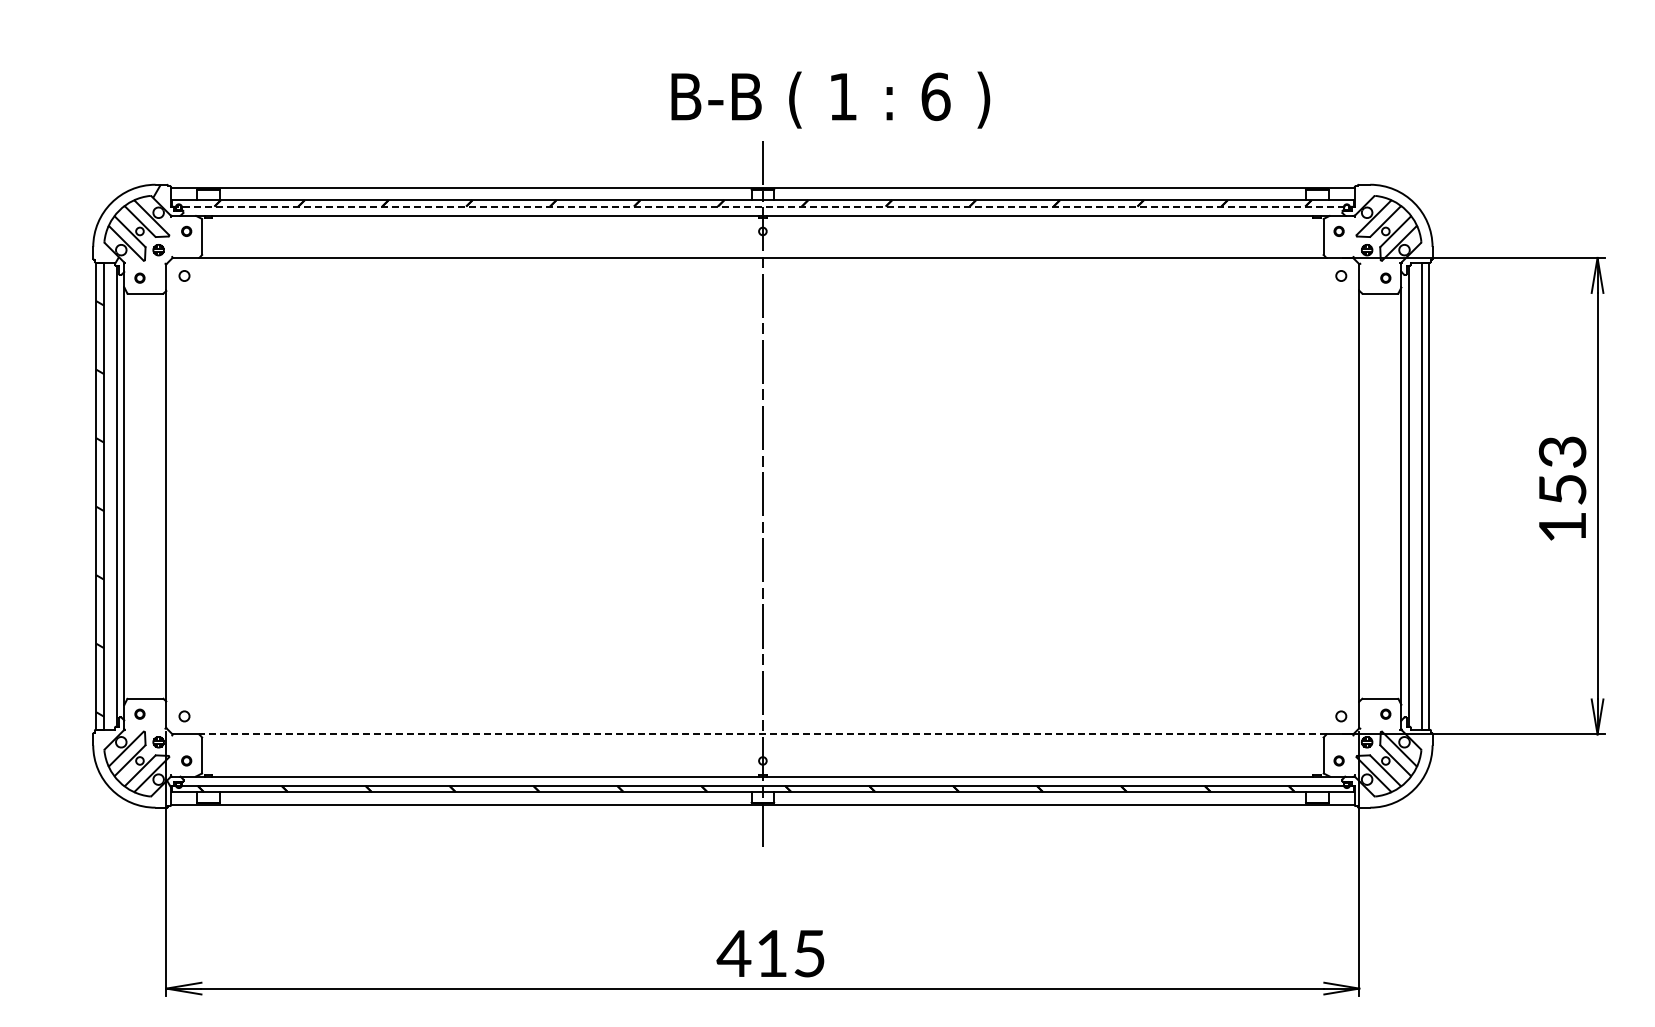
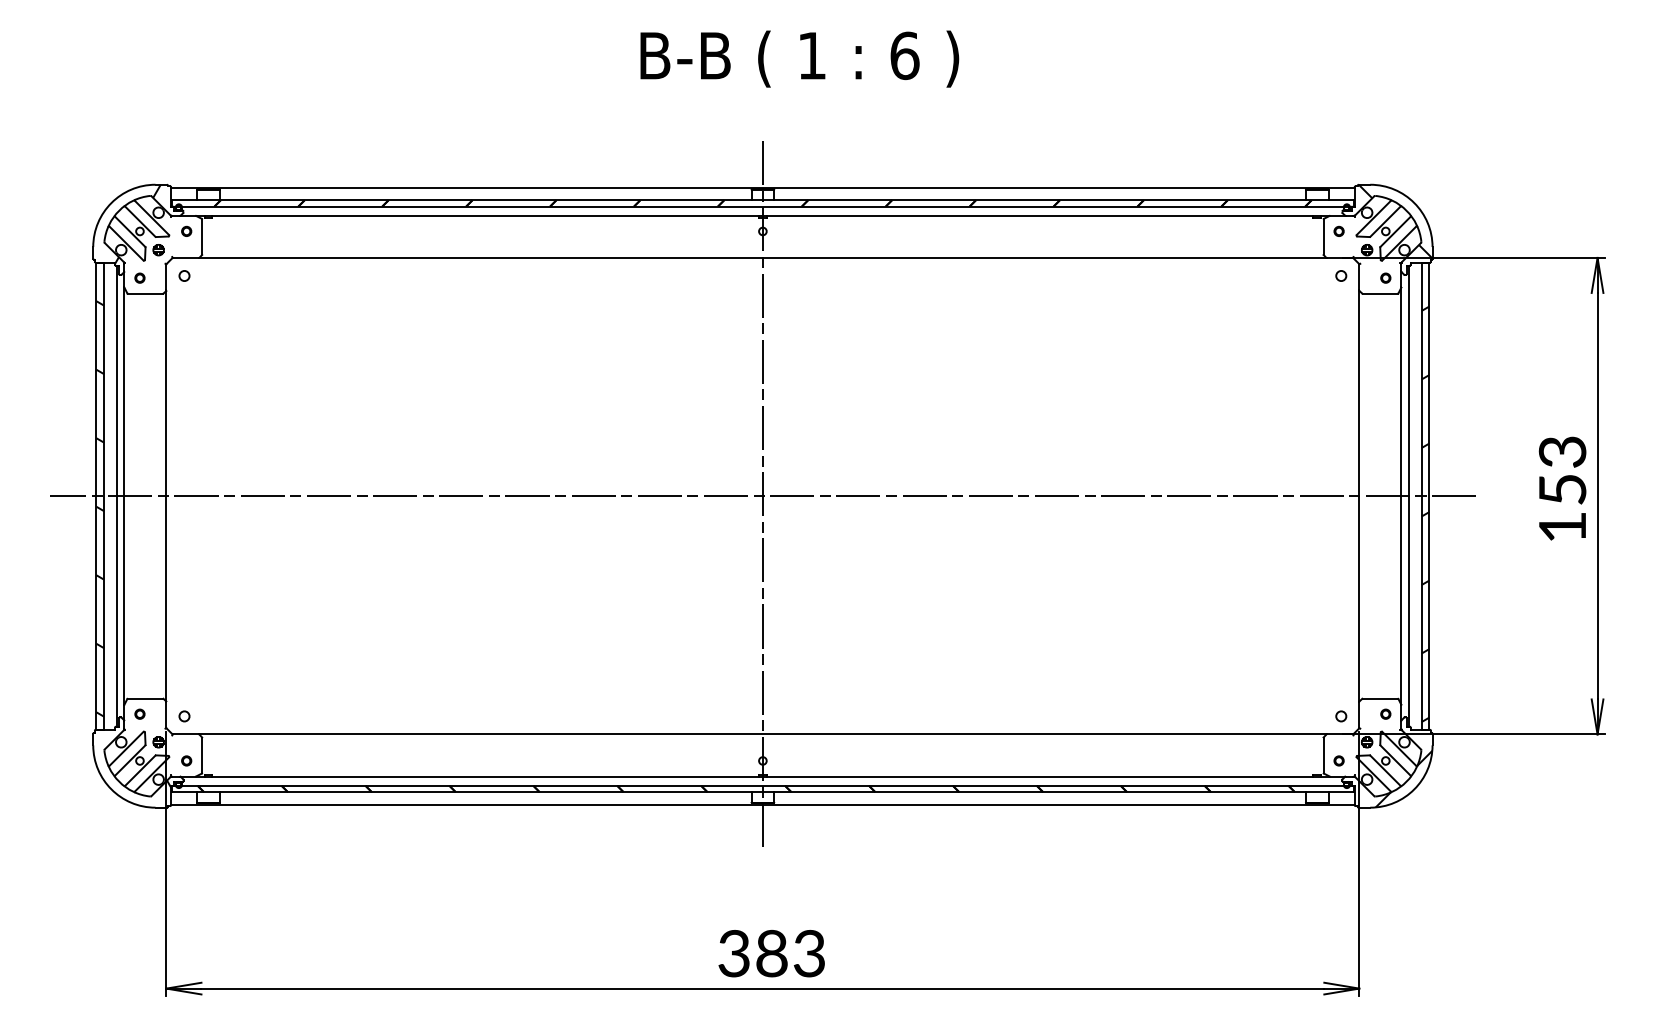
text position: (830, 99) -> (799, 58) (799, 58)
line: dashed -> solid (763, 206)
hatch: none -> present (1395, 221)
line: none -> present (762, 496)
hatch: none -> present (1425, 514)
line: dashed -> solid (762, 734)
hatch: none -> present (1403, 778)
text: 415 -> 383 (770, 953)
